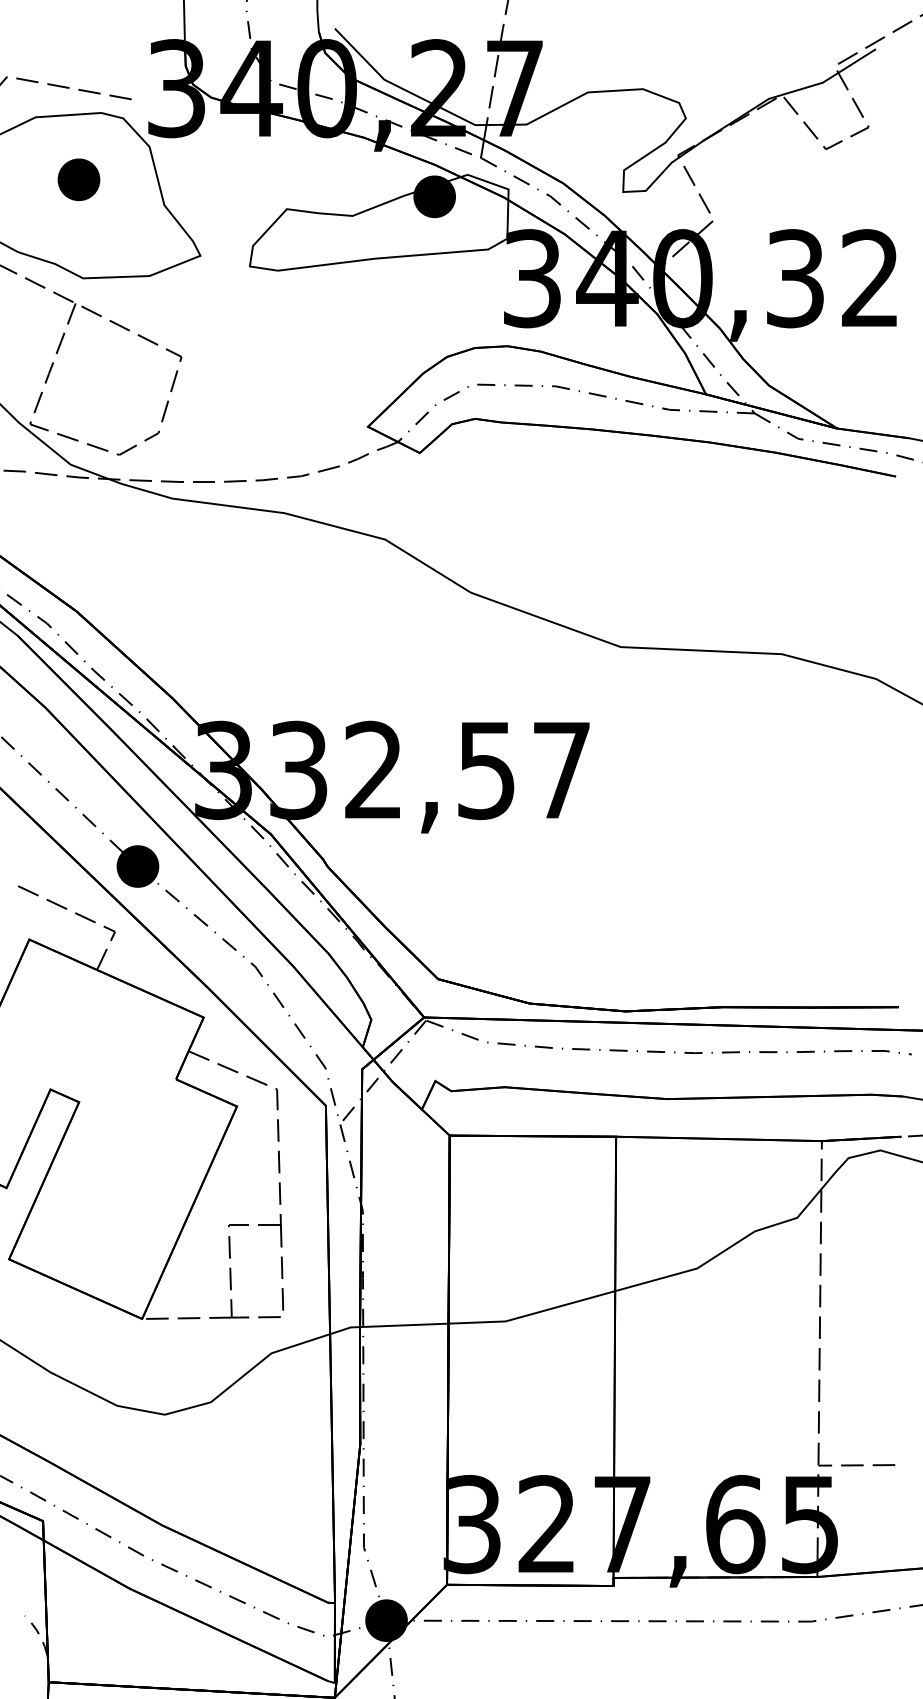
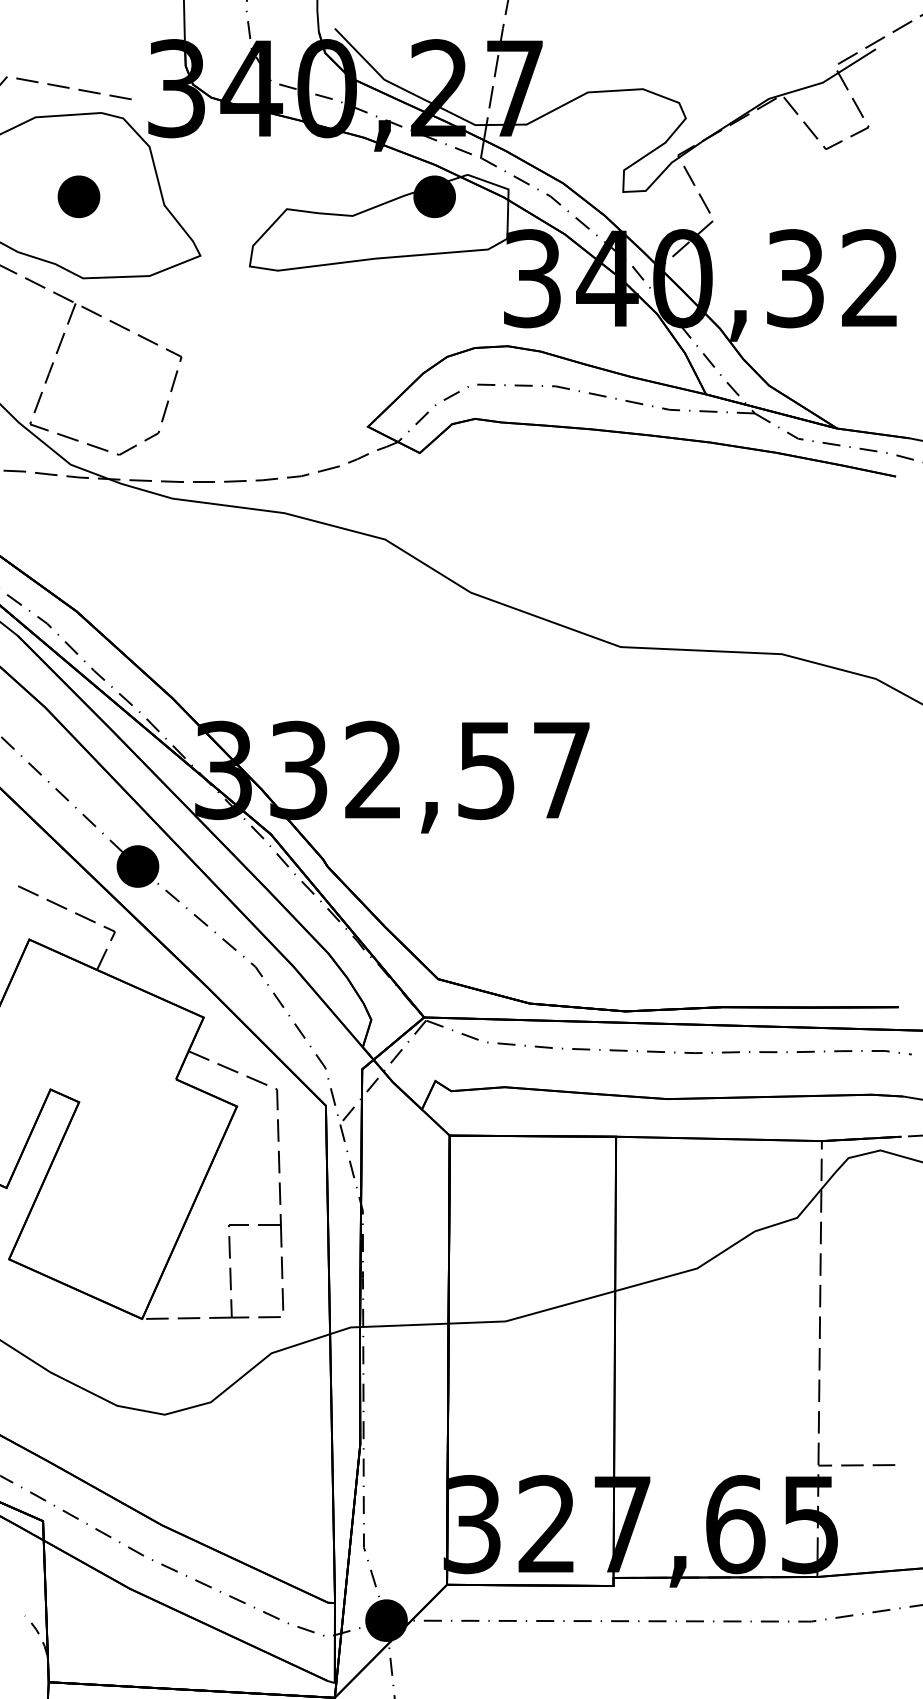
part position: (78, 179) -> (78, 196) (78, 196)
